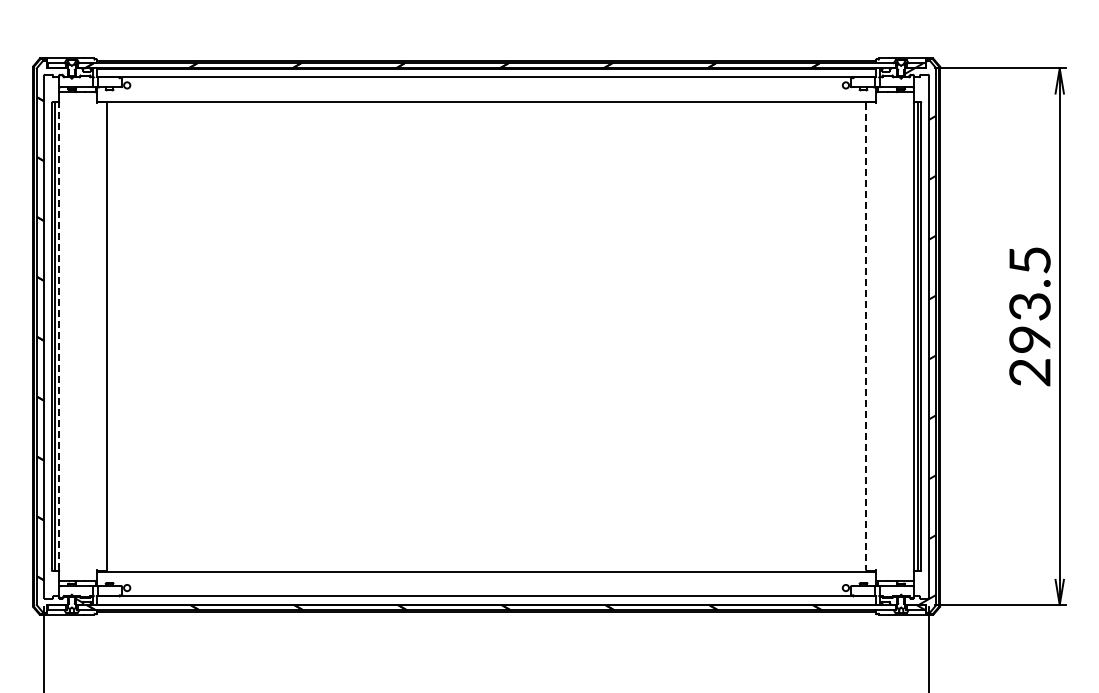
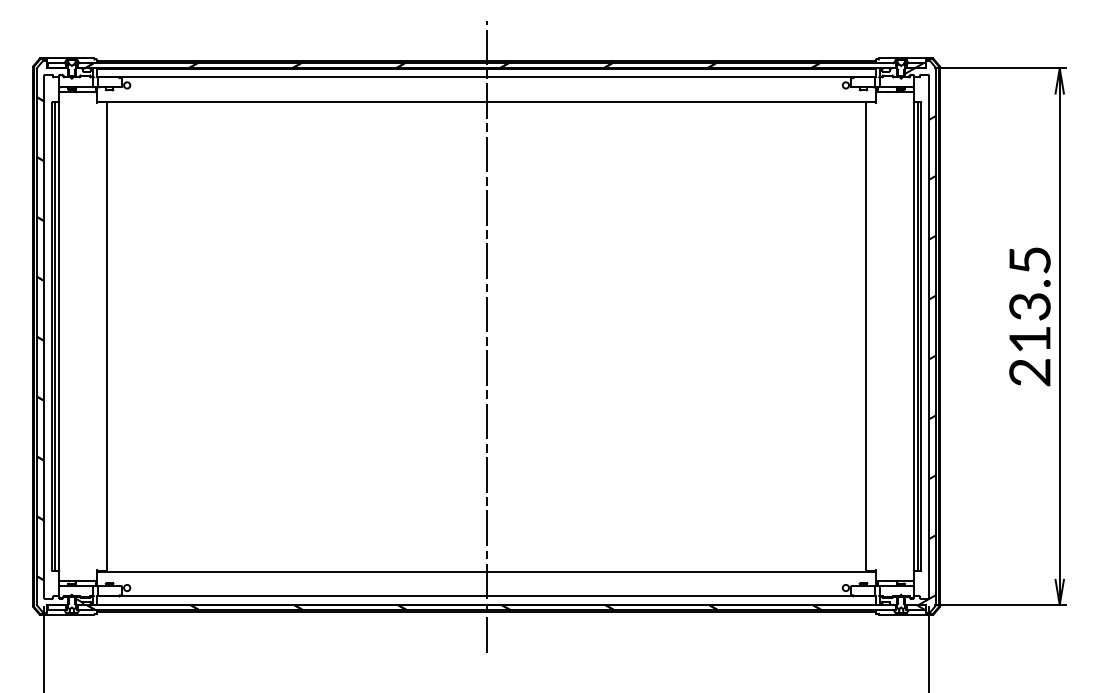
line: dashed -> solid (59, 336)
line: none -> present (486, 336)
line: dashed -> solid (866, 336)
text: 293.5 -> 213.5 (1029, 339)
